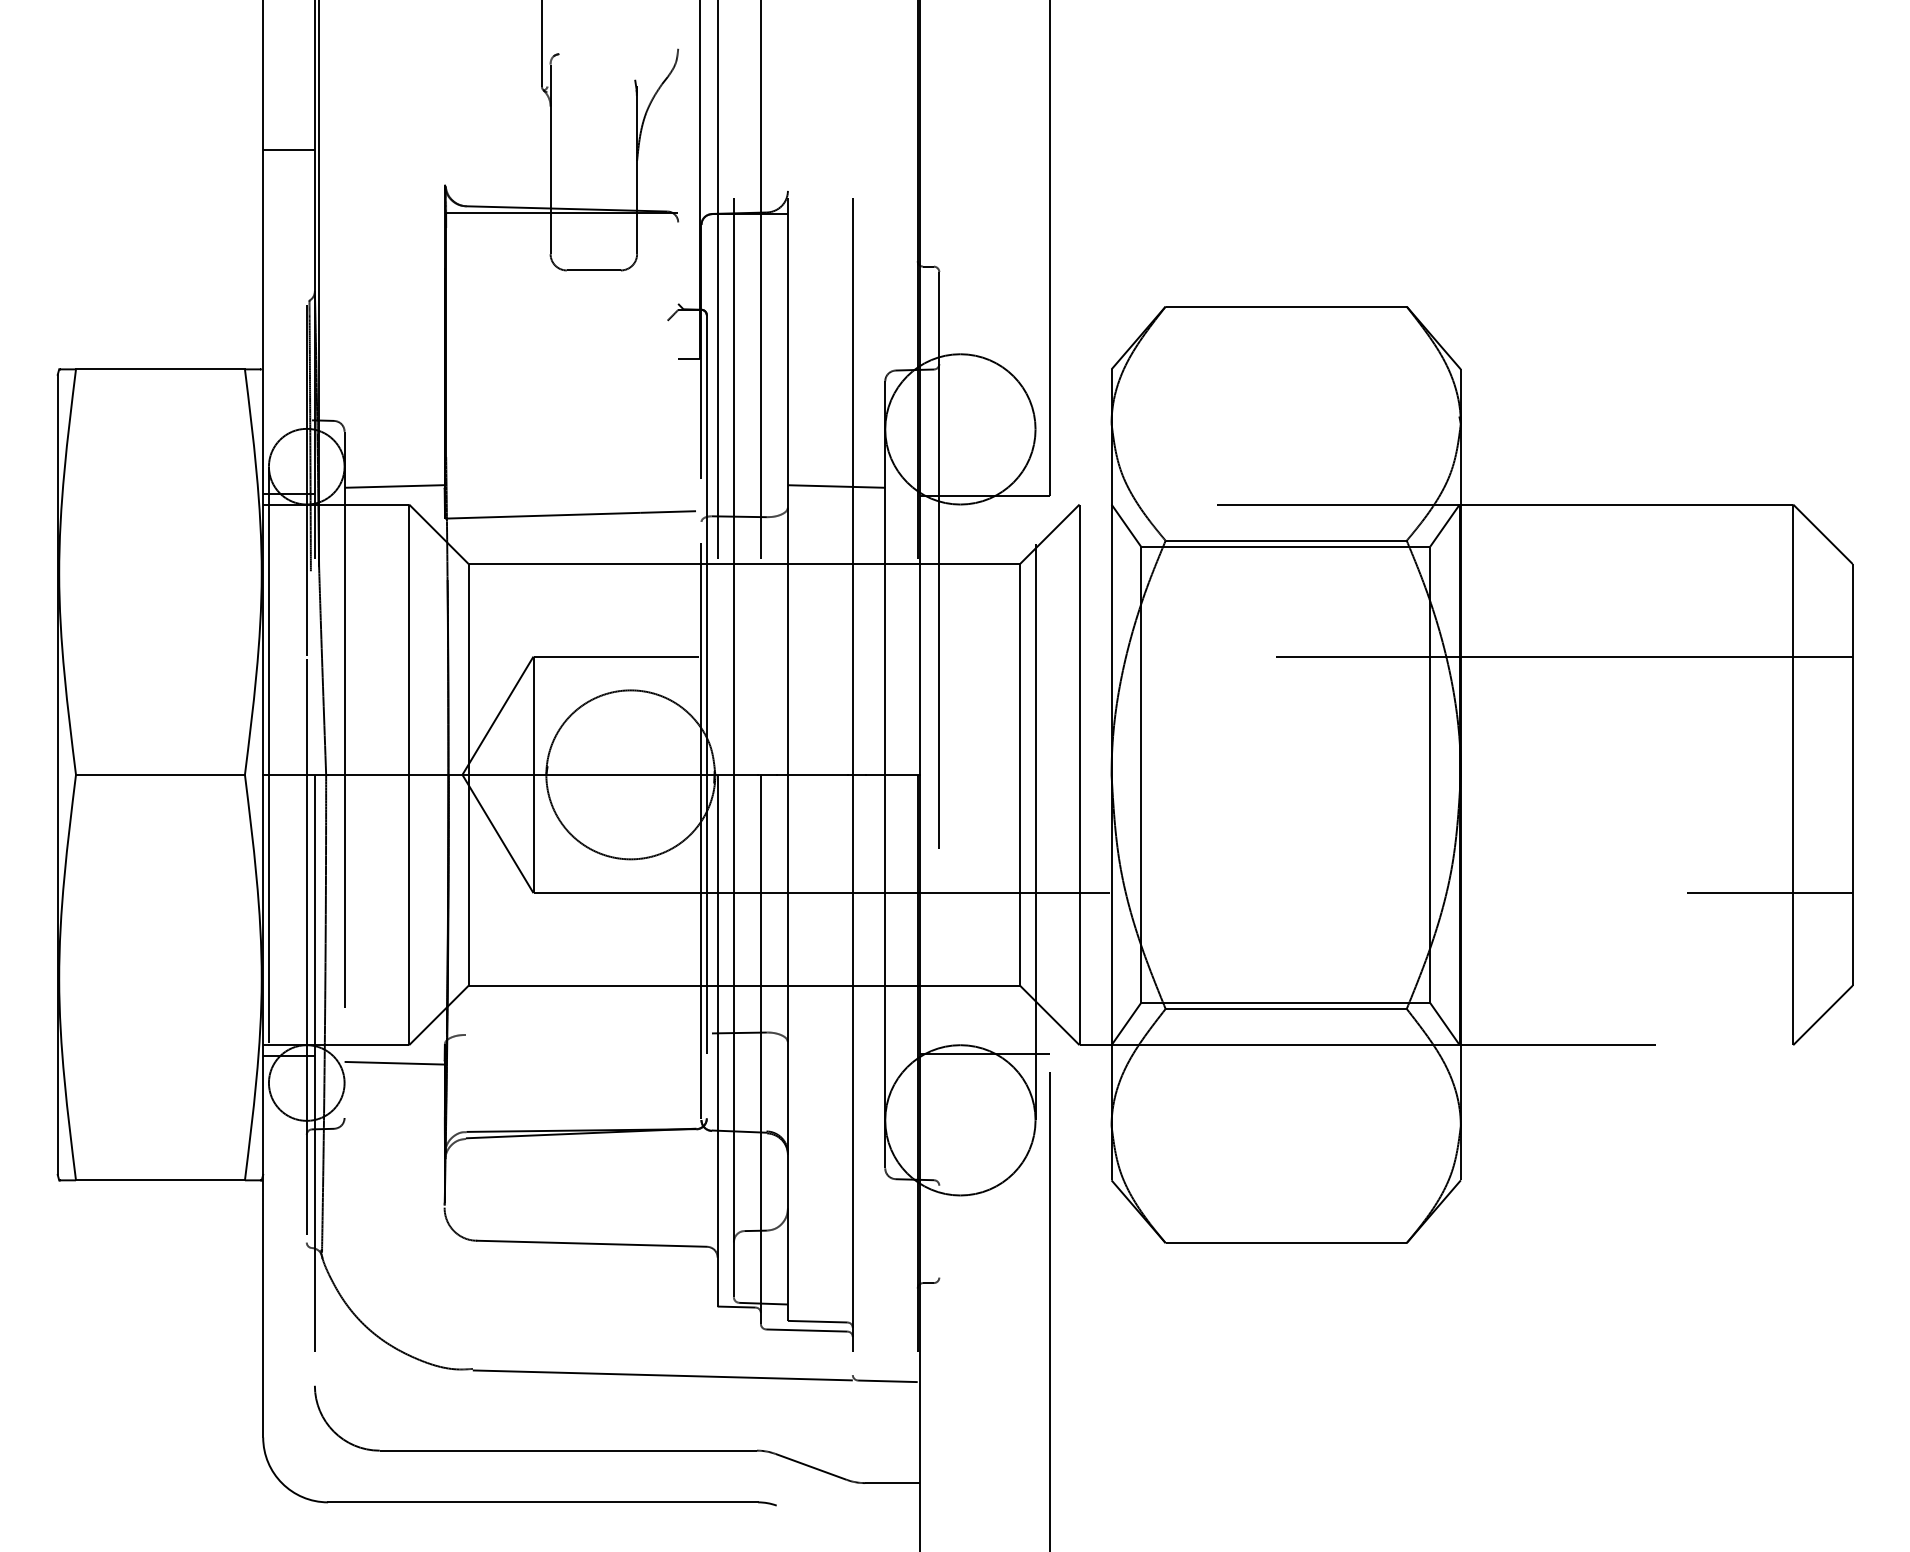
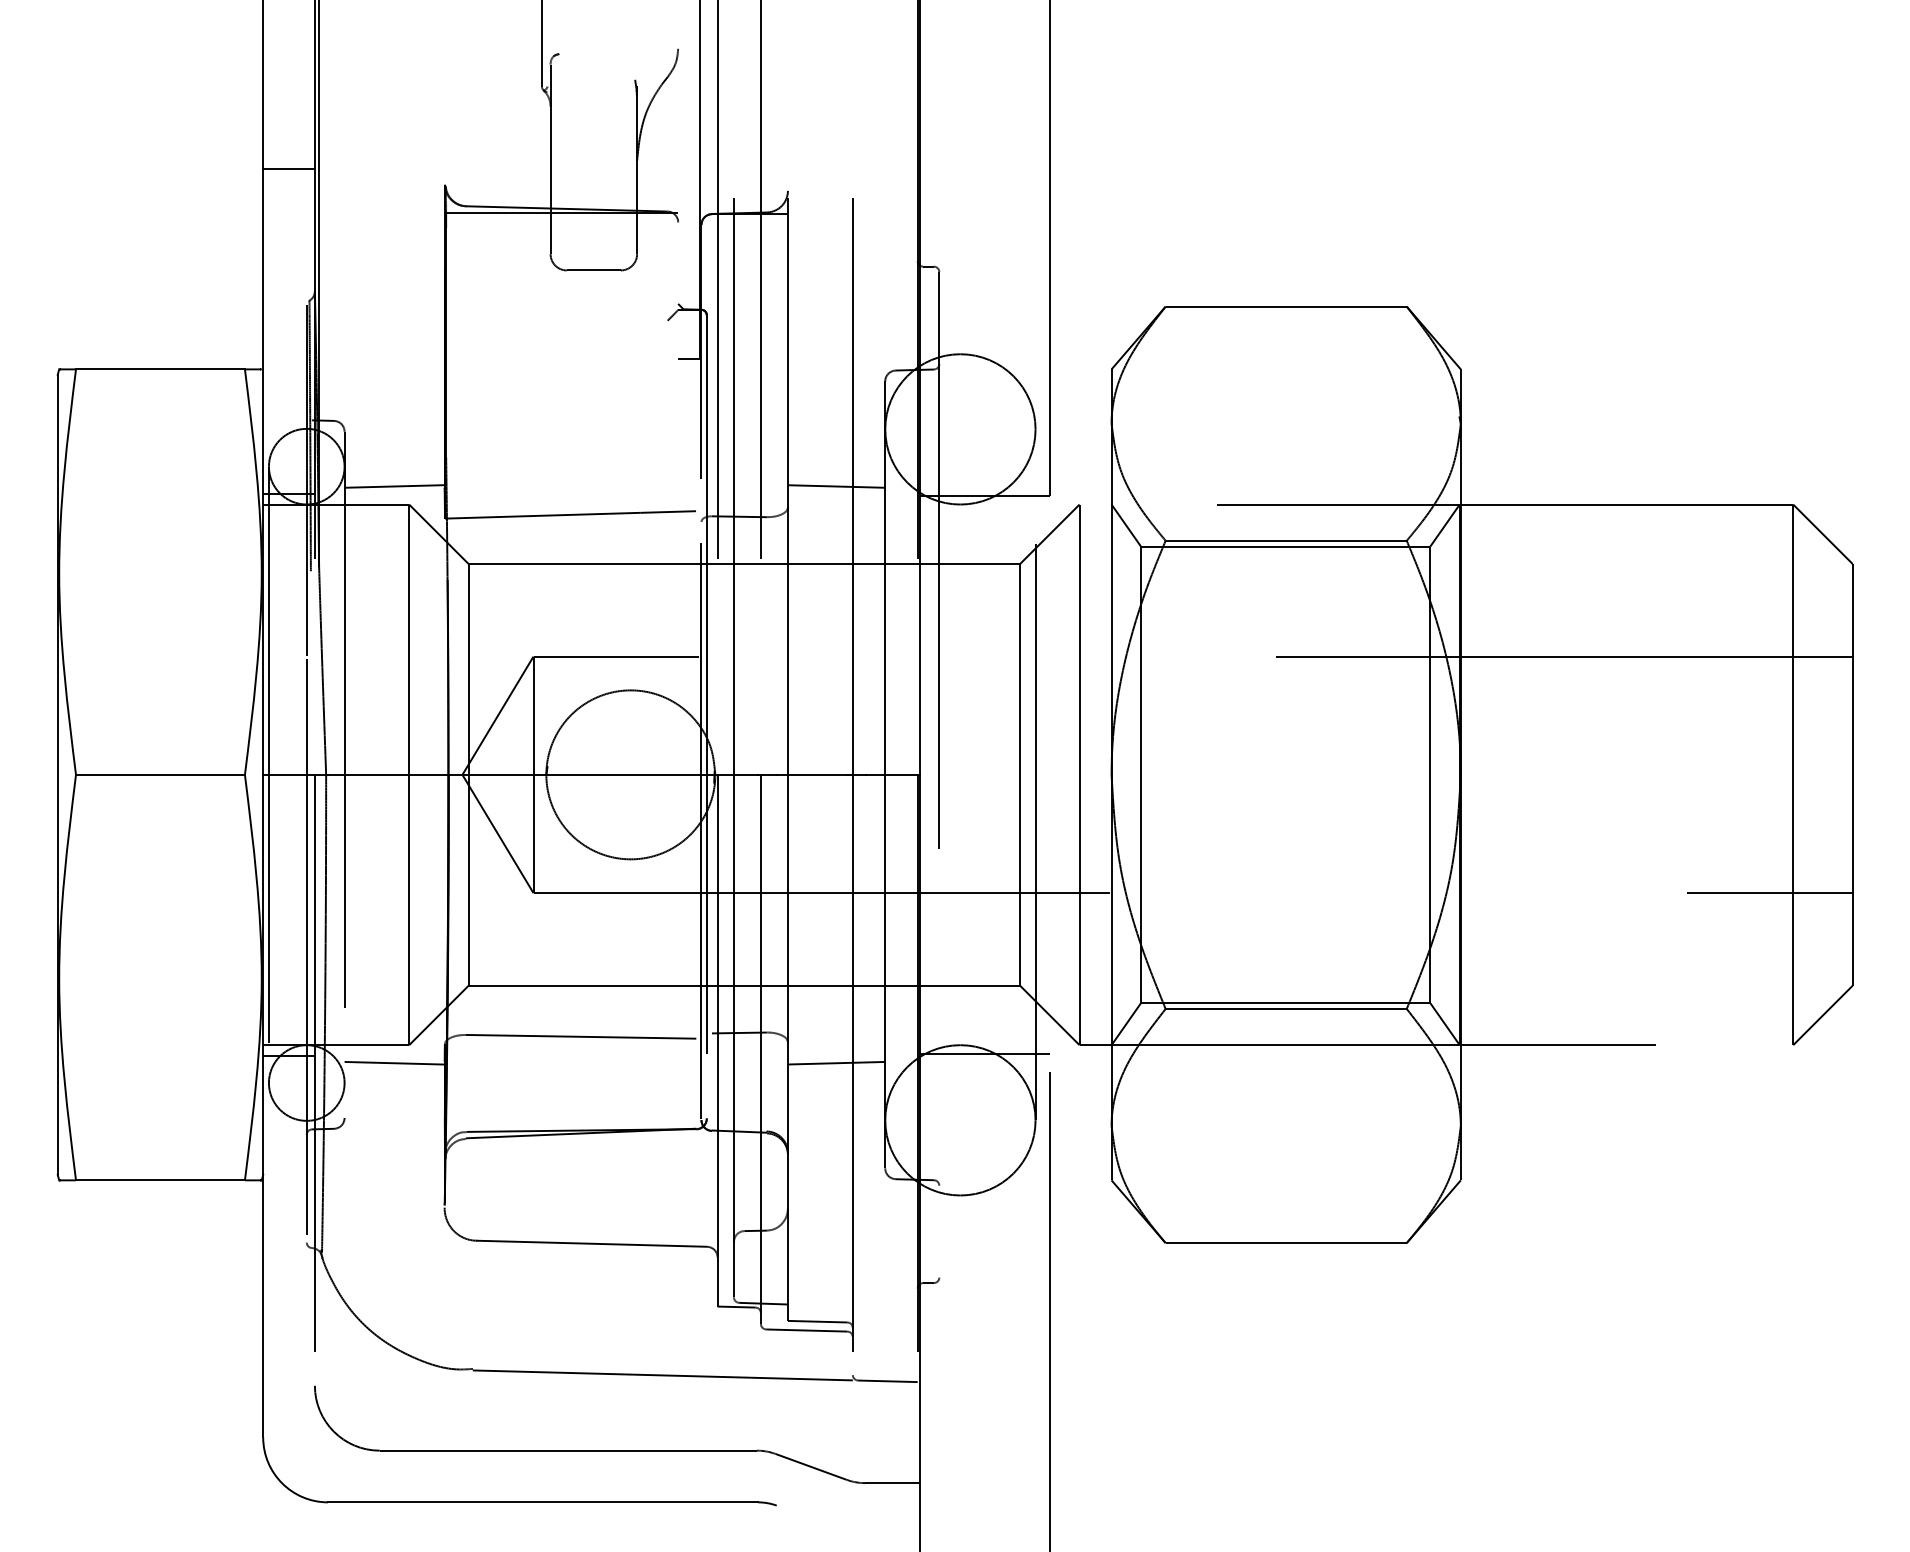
line position: (288, 150) -> (288, 169) (288, 169)
line: none -> present (580, 1036)
line: none -> present (836, 1062)
